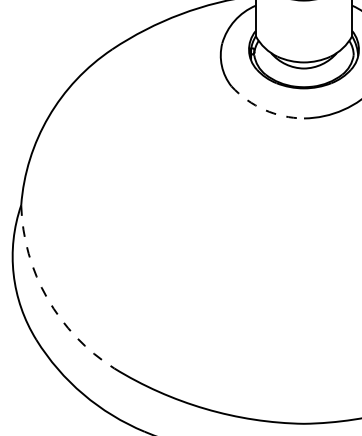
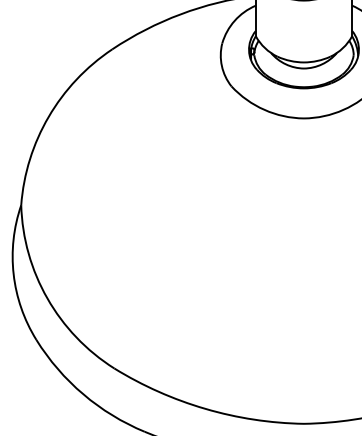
arc: dashed -> solid (264, 109)
arc: dashed -> solid (47, 298)
